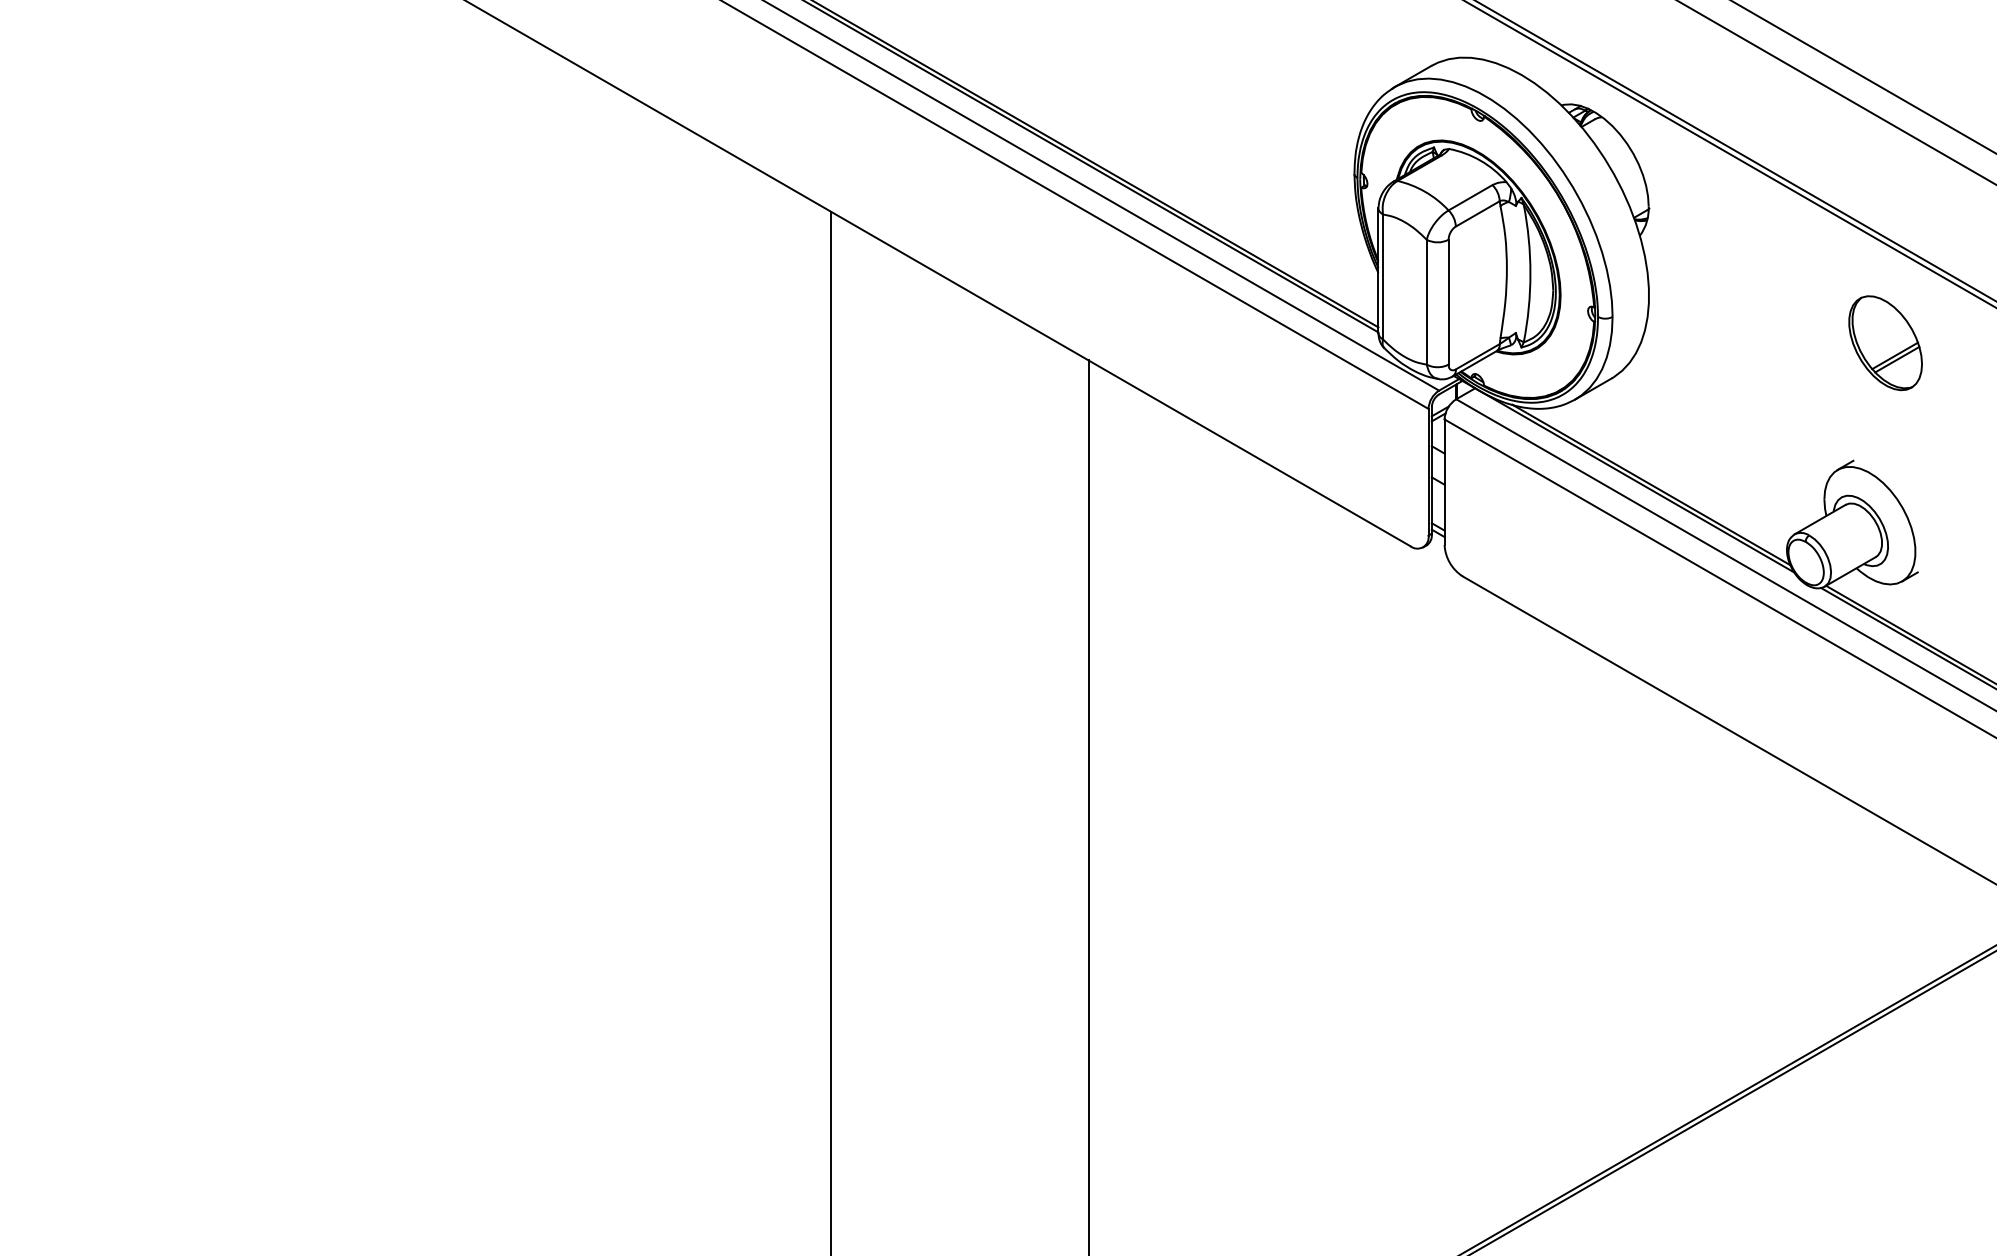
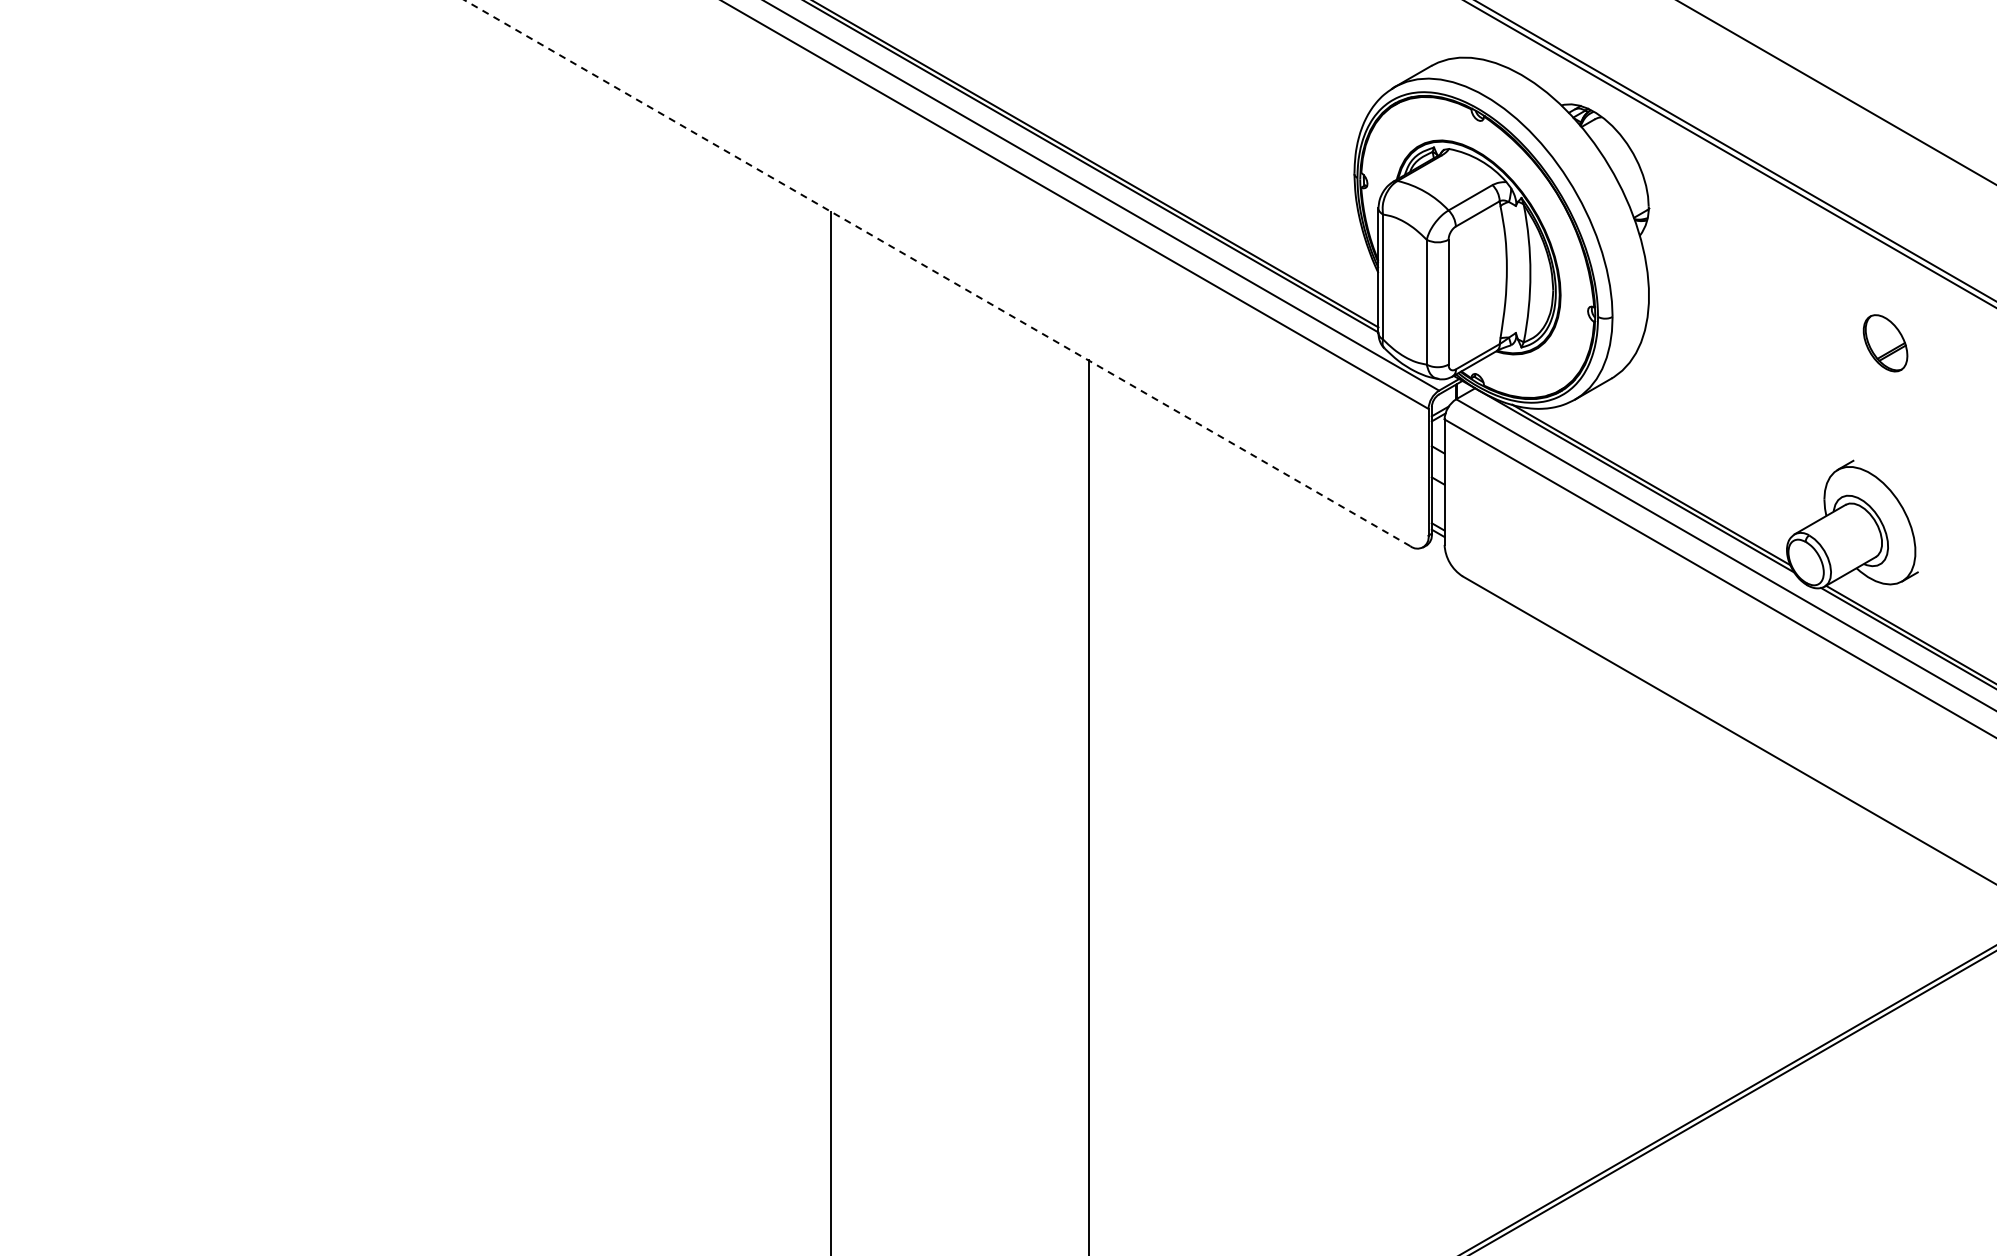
line: present -> none (1863, 77)
line: solid -> dashed (937, 273)
part size: 75x97 px -> 47x59 px (1885, 343)
